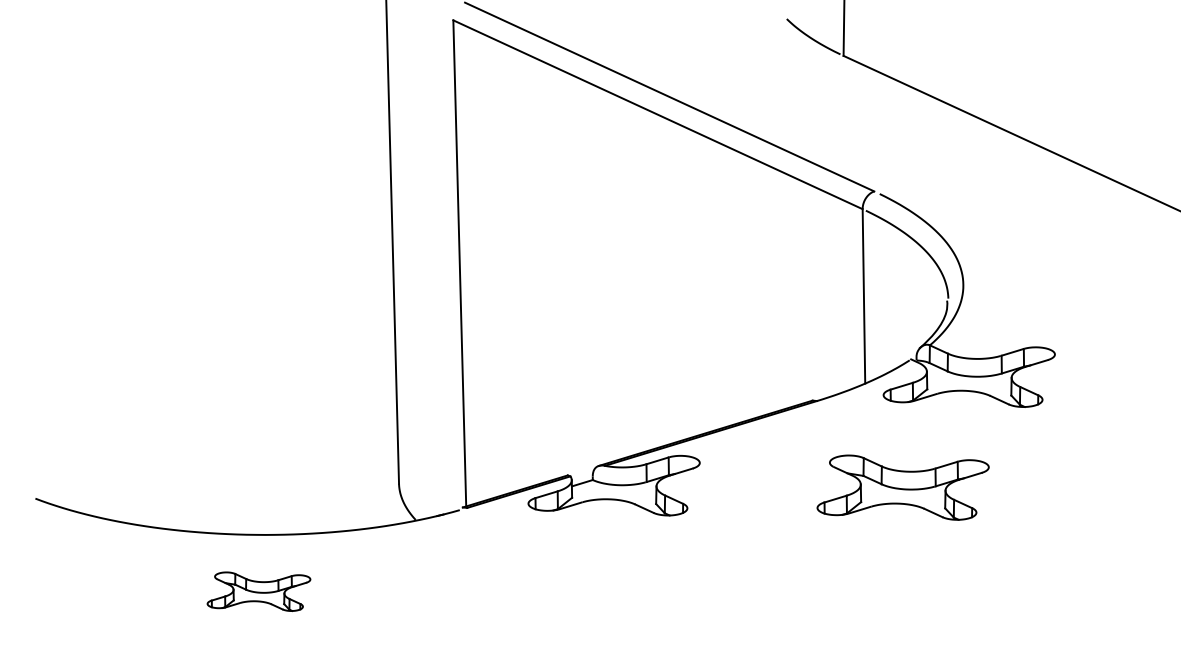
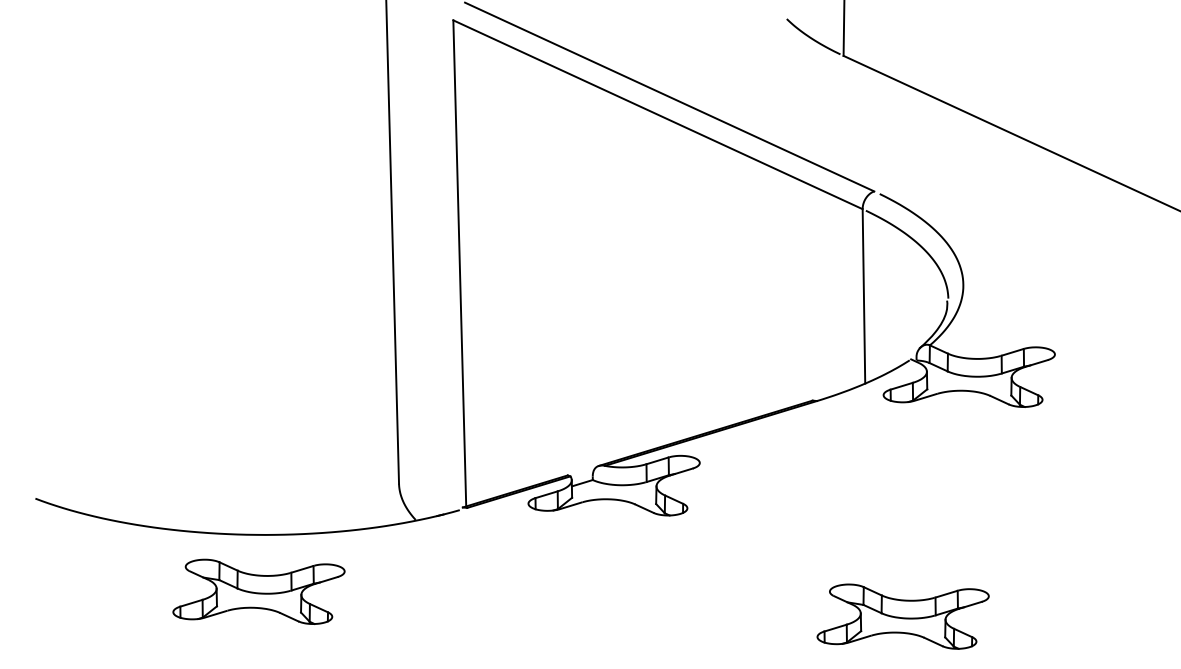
part position: (902, 487) -> (902, 616) (902, 616)
part size: 106x41 px -> 174x67 px (258, 591)
